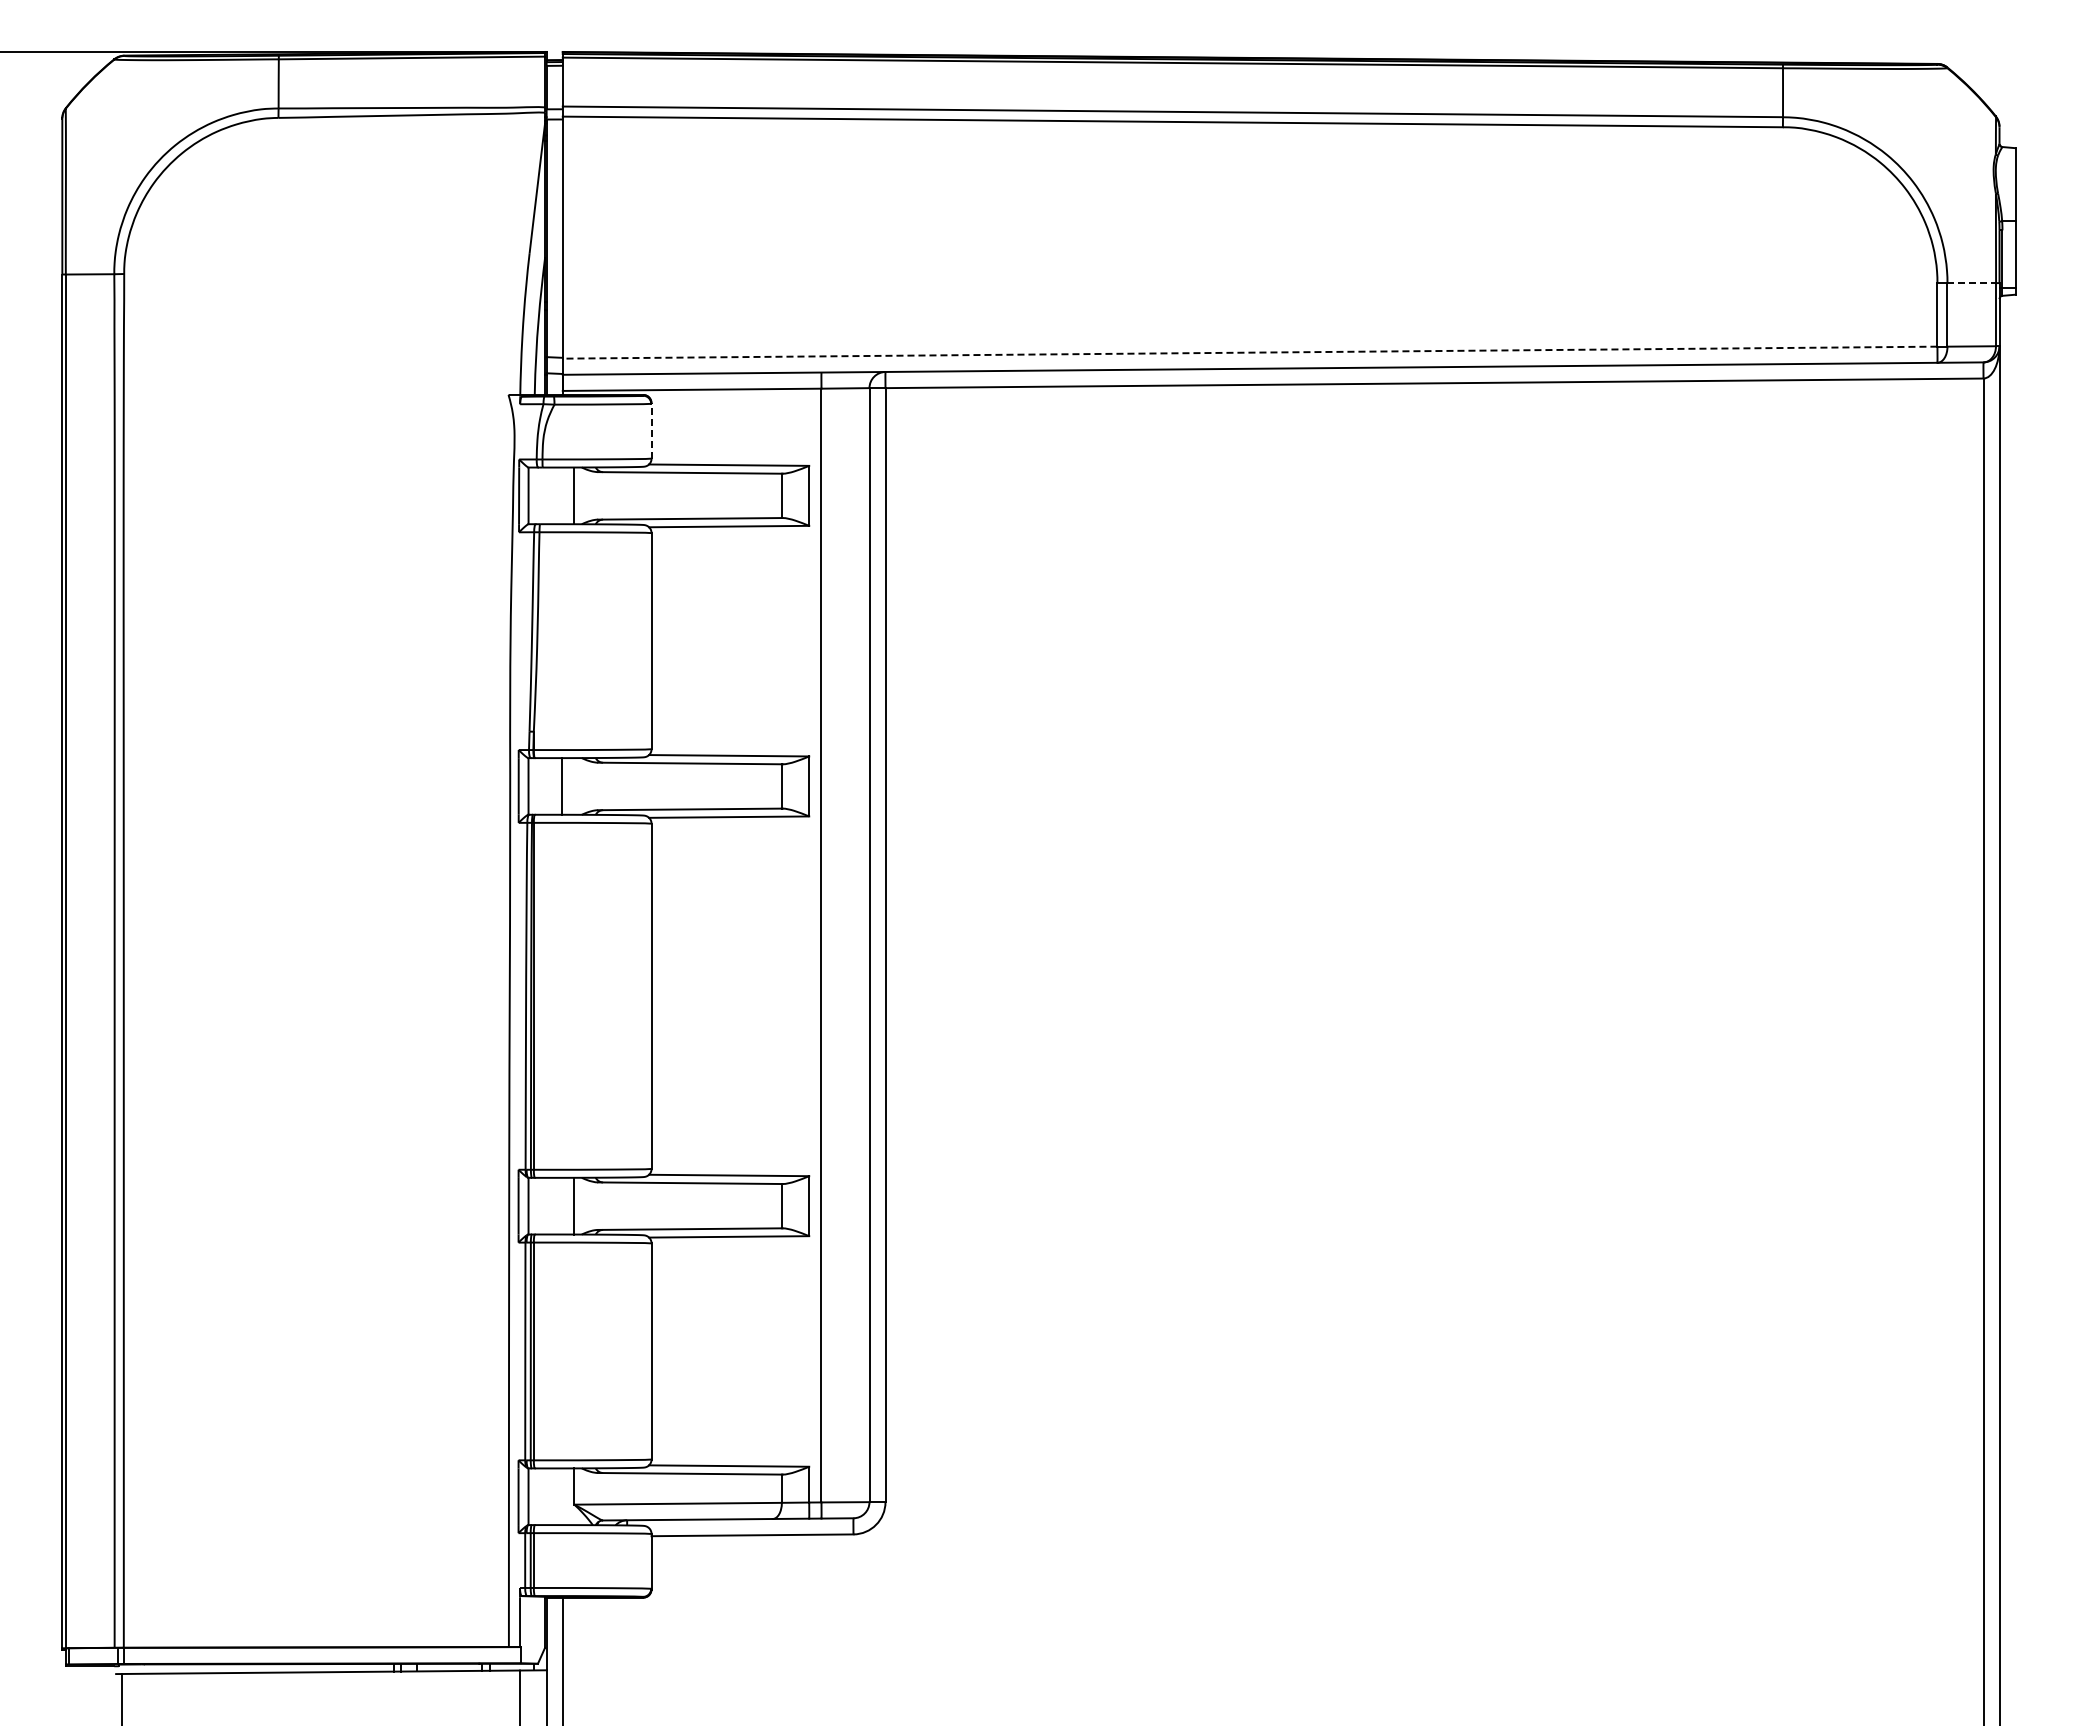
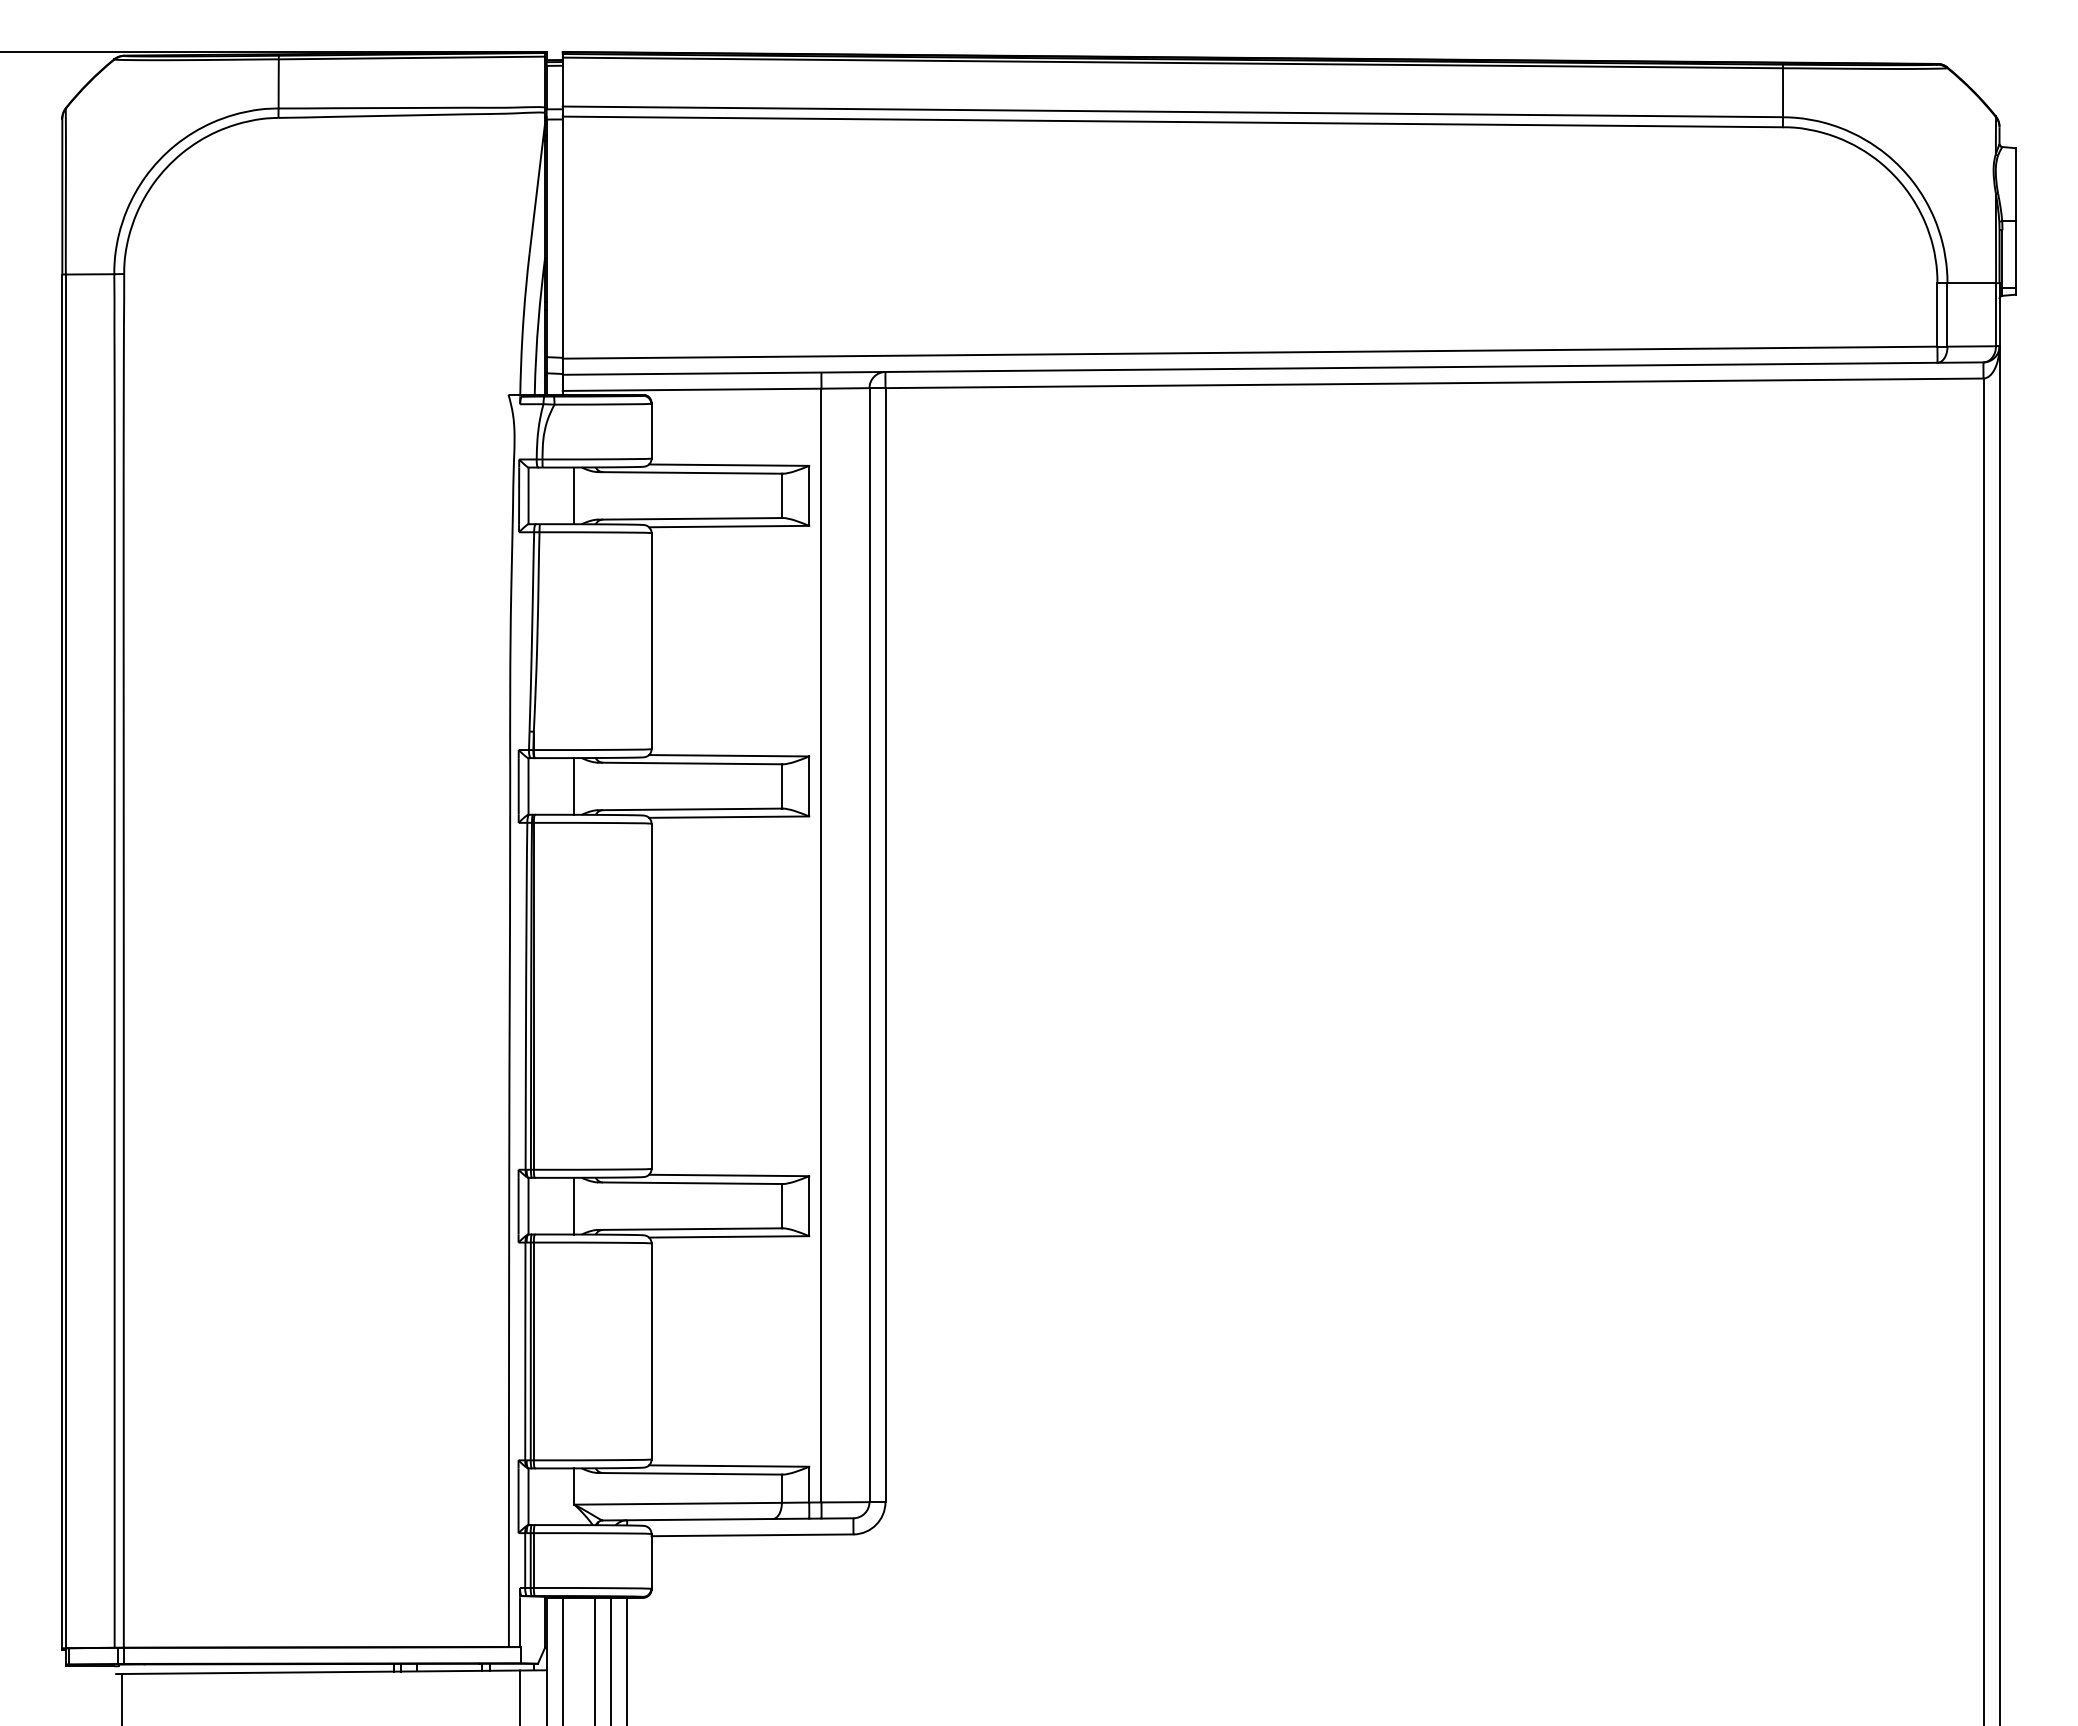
line: dashed -> solid (1972, 283)
line: dashed -> solid (1249, 352)
line: dashed -> solid (651, 430)
line position: (562, 786) -> (574, 786) (574, 786)
line: none -> present (595, 1659)
line: none -> present (611, 1659)
line: none -> present (627, 1659)
